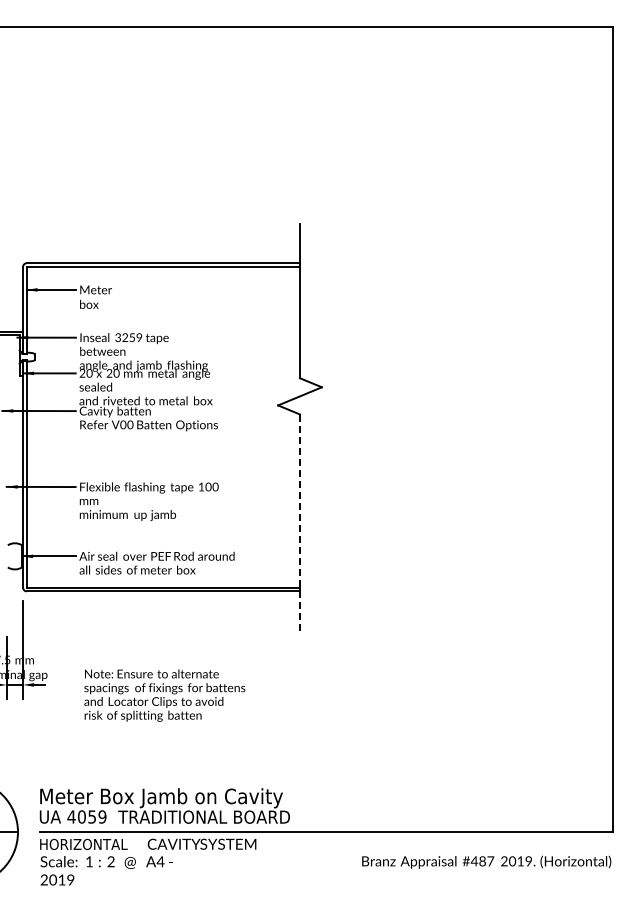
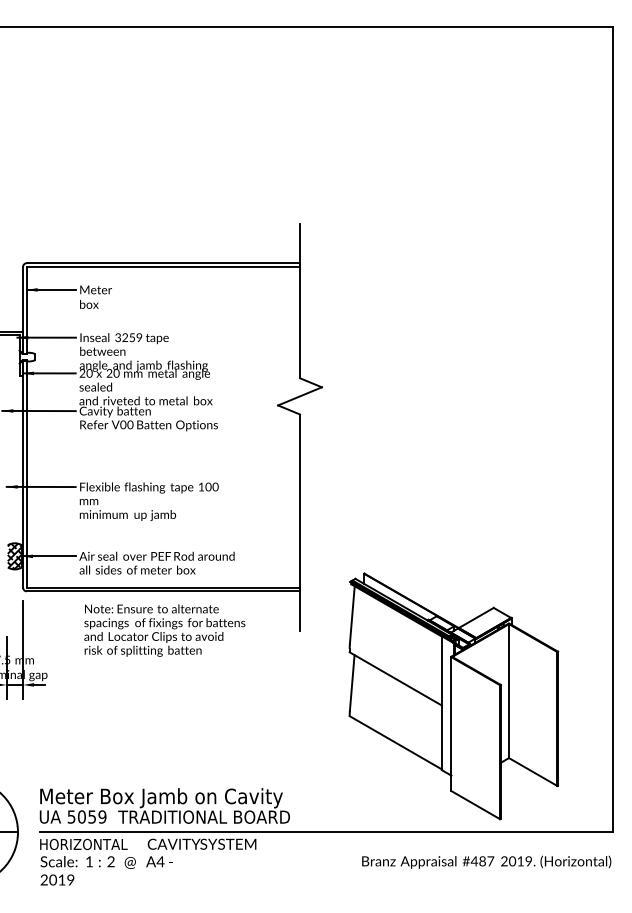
line: dashed -> solid (300, 523)
hatch: none -> present (14, 556)
text position: (164, 695) -> (164, 630) (164, 630)
part: none -> present (453, 696)
text: 4059 -> 5059 (71, 816)
